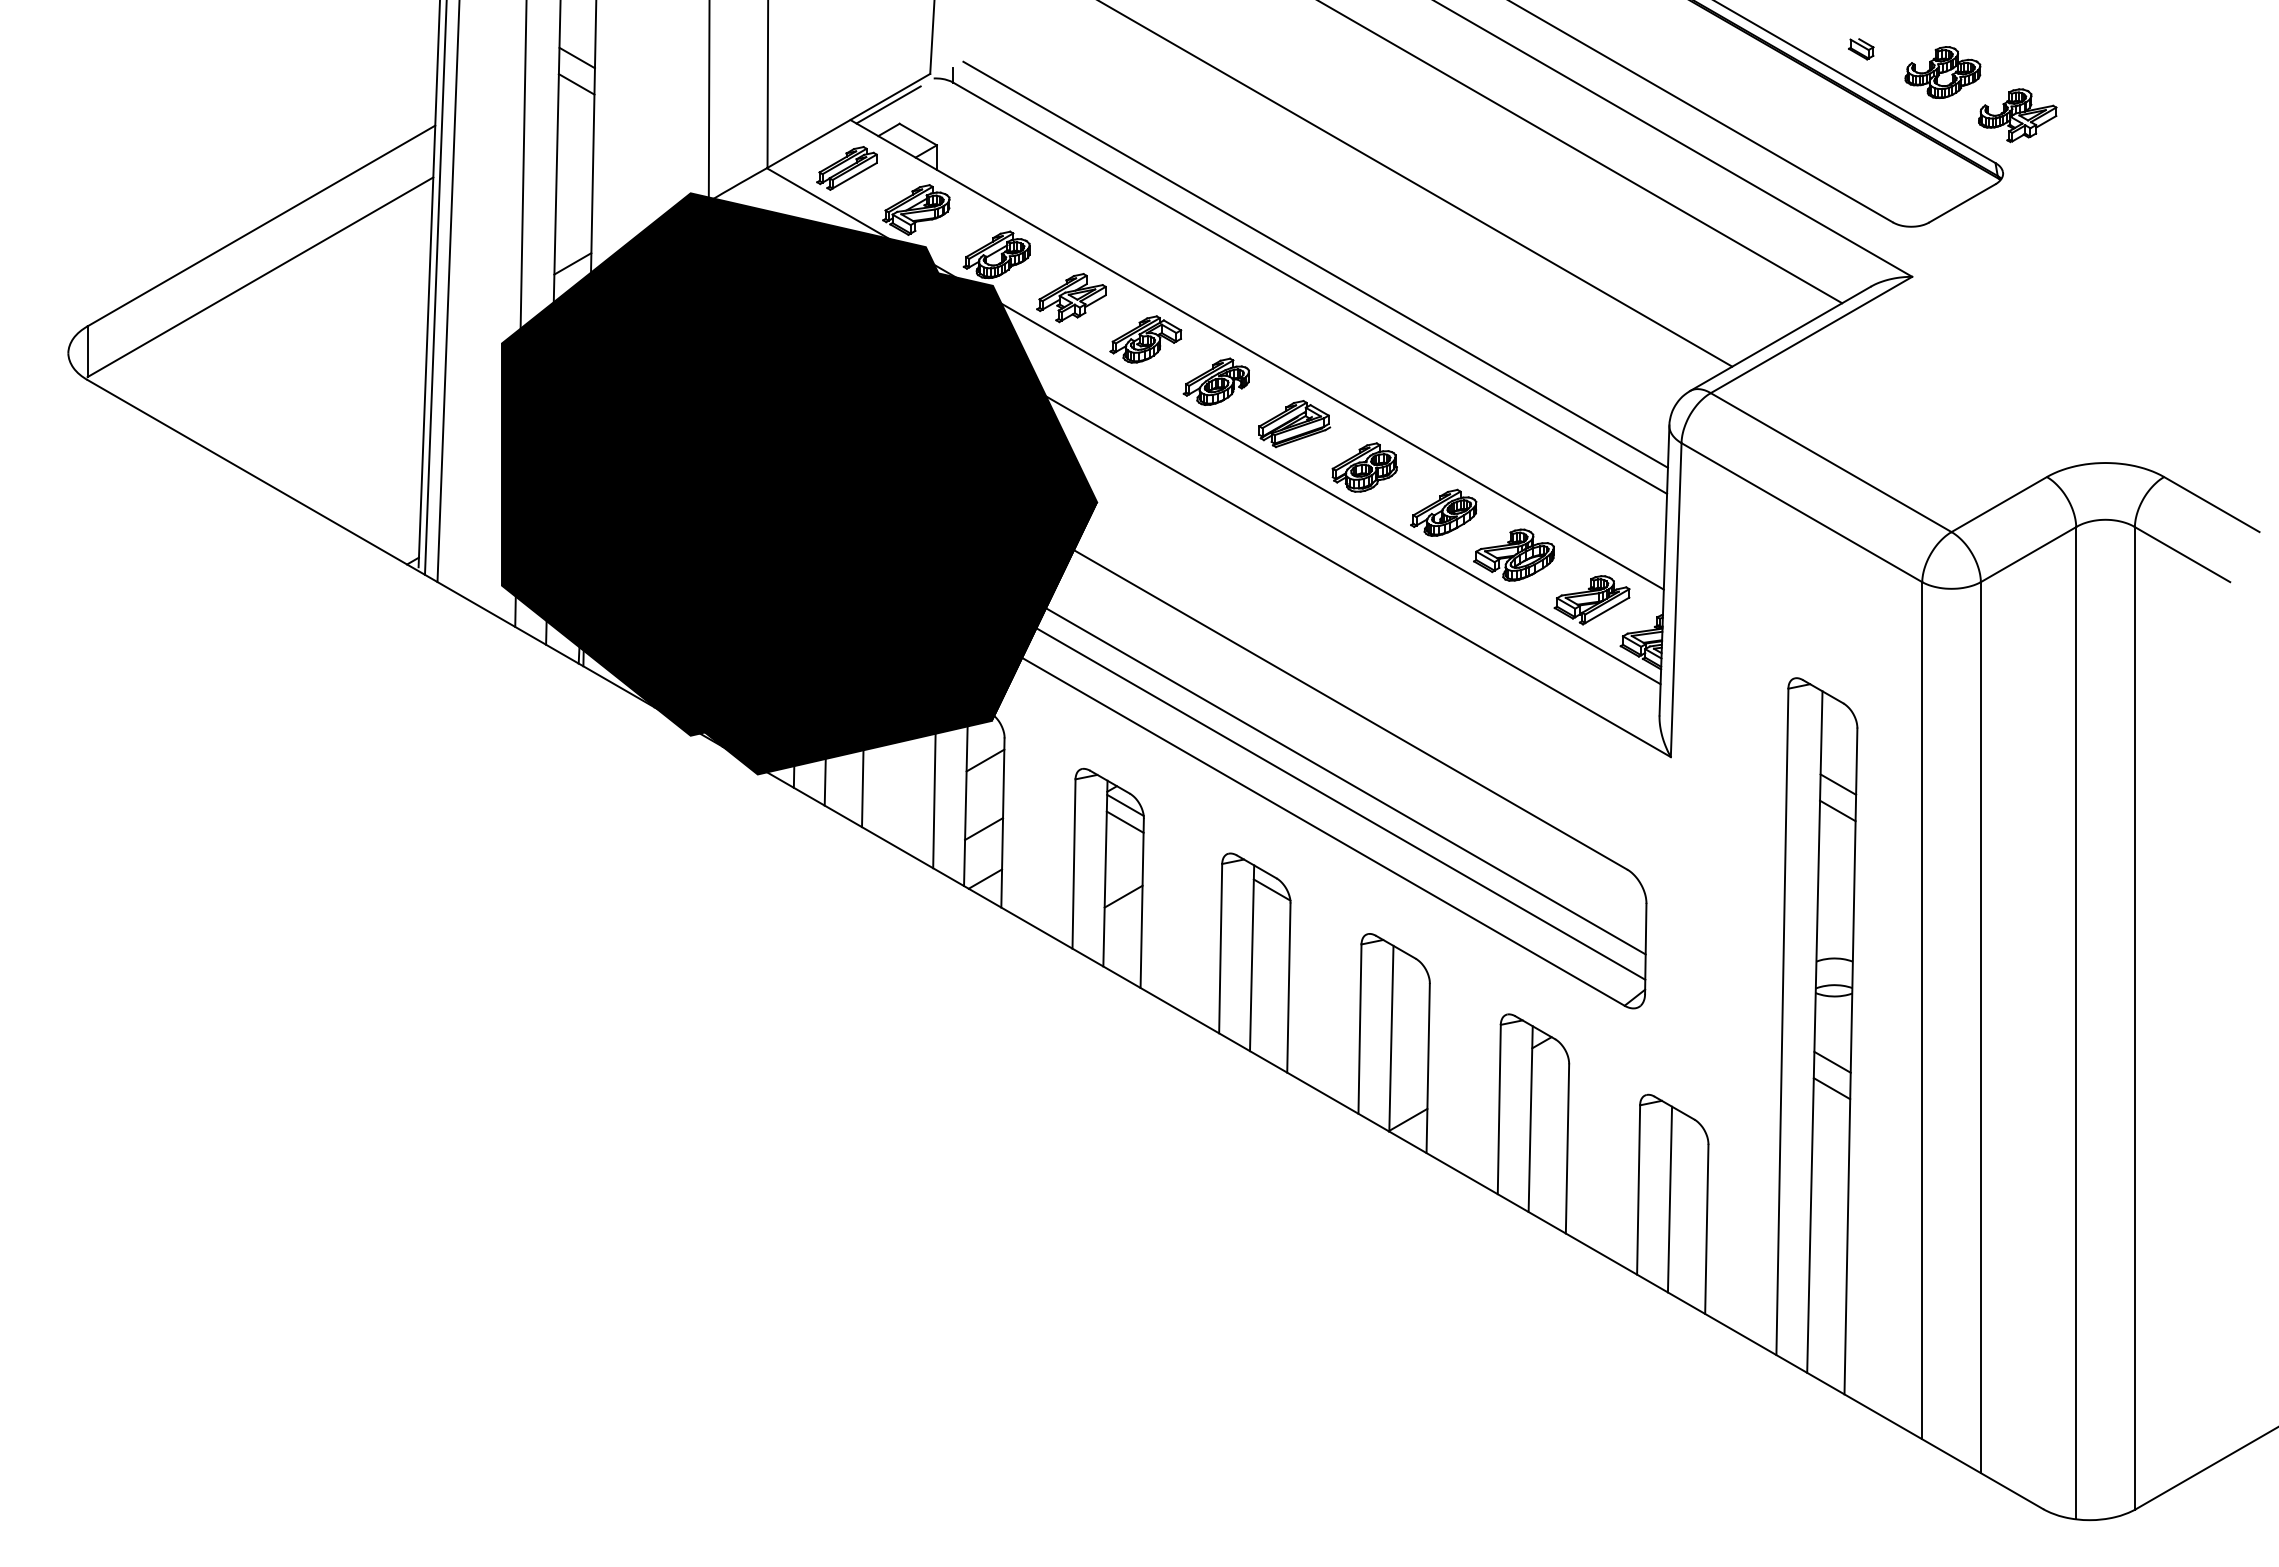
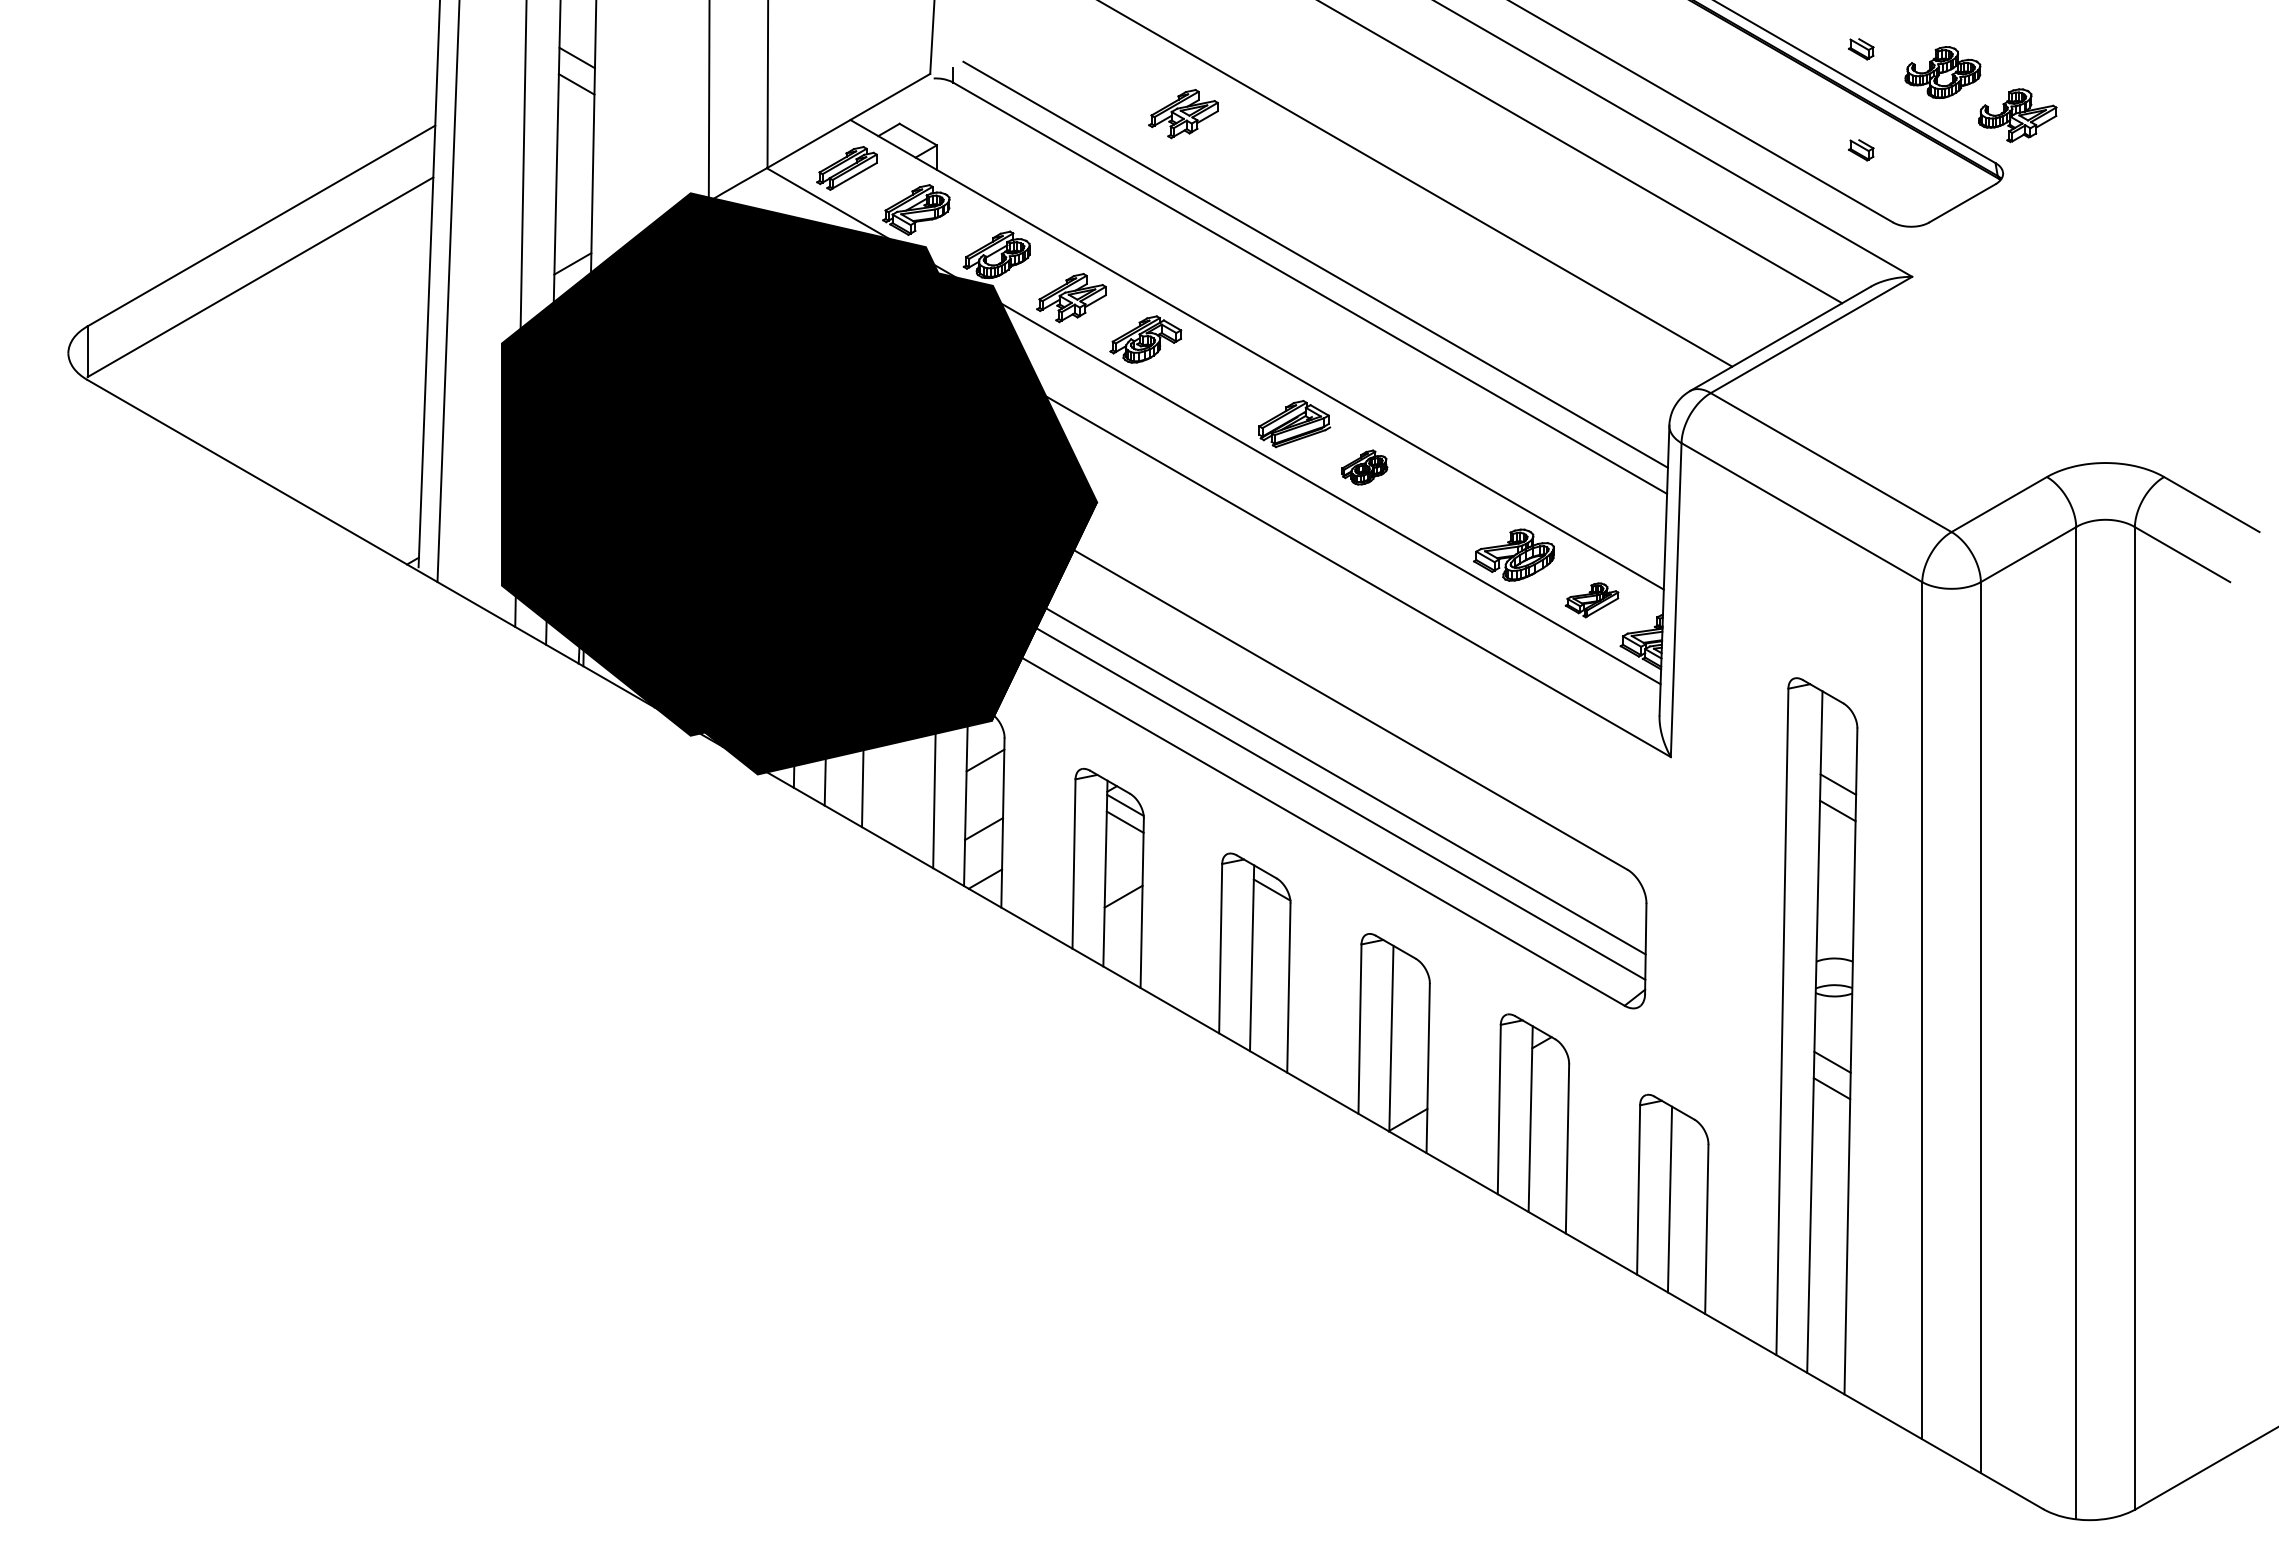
line: present -> none (888, 104)
part: none -> present (1183, 114)
part: none -> present (1861, 150)
line: present -> none (435, 288)
part: present -> none (1215, 381)
part size: 67x51 px -> 48x37 px (1364, 467)
part: present -> none (1443, 512)
part size: 78x51 px -> 56x37 px (1591, 600)
